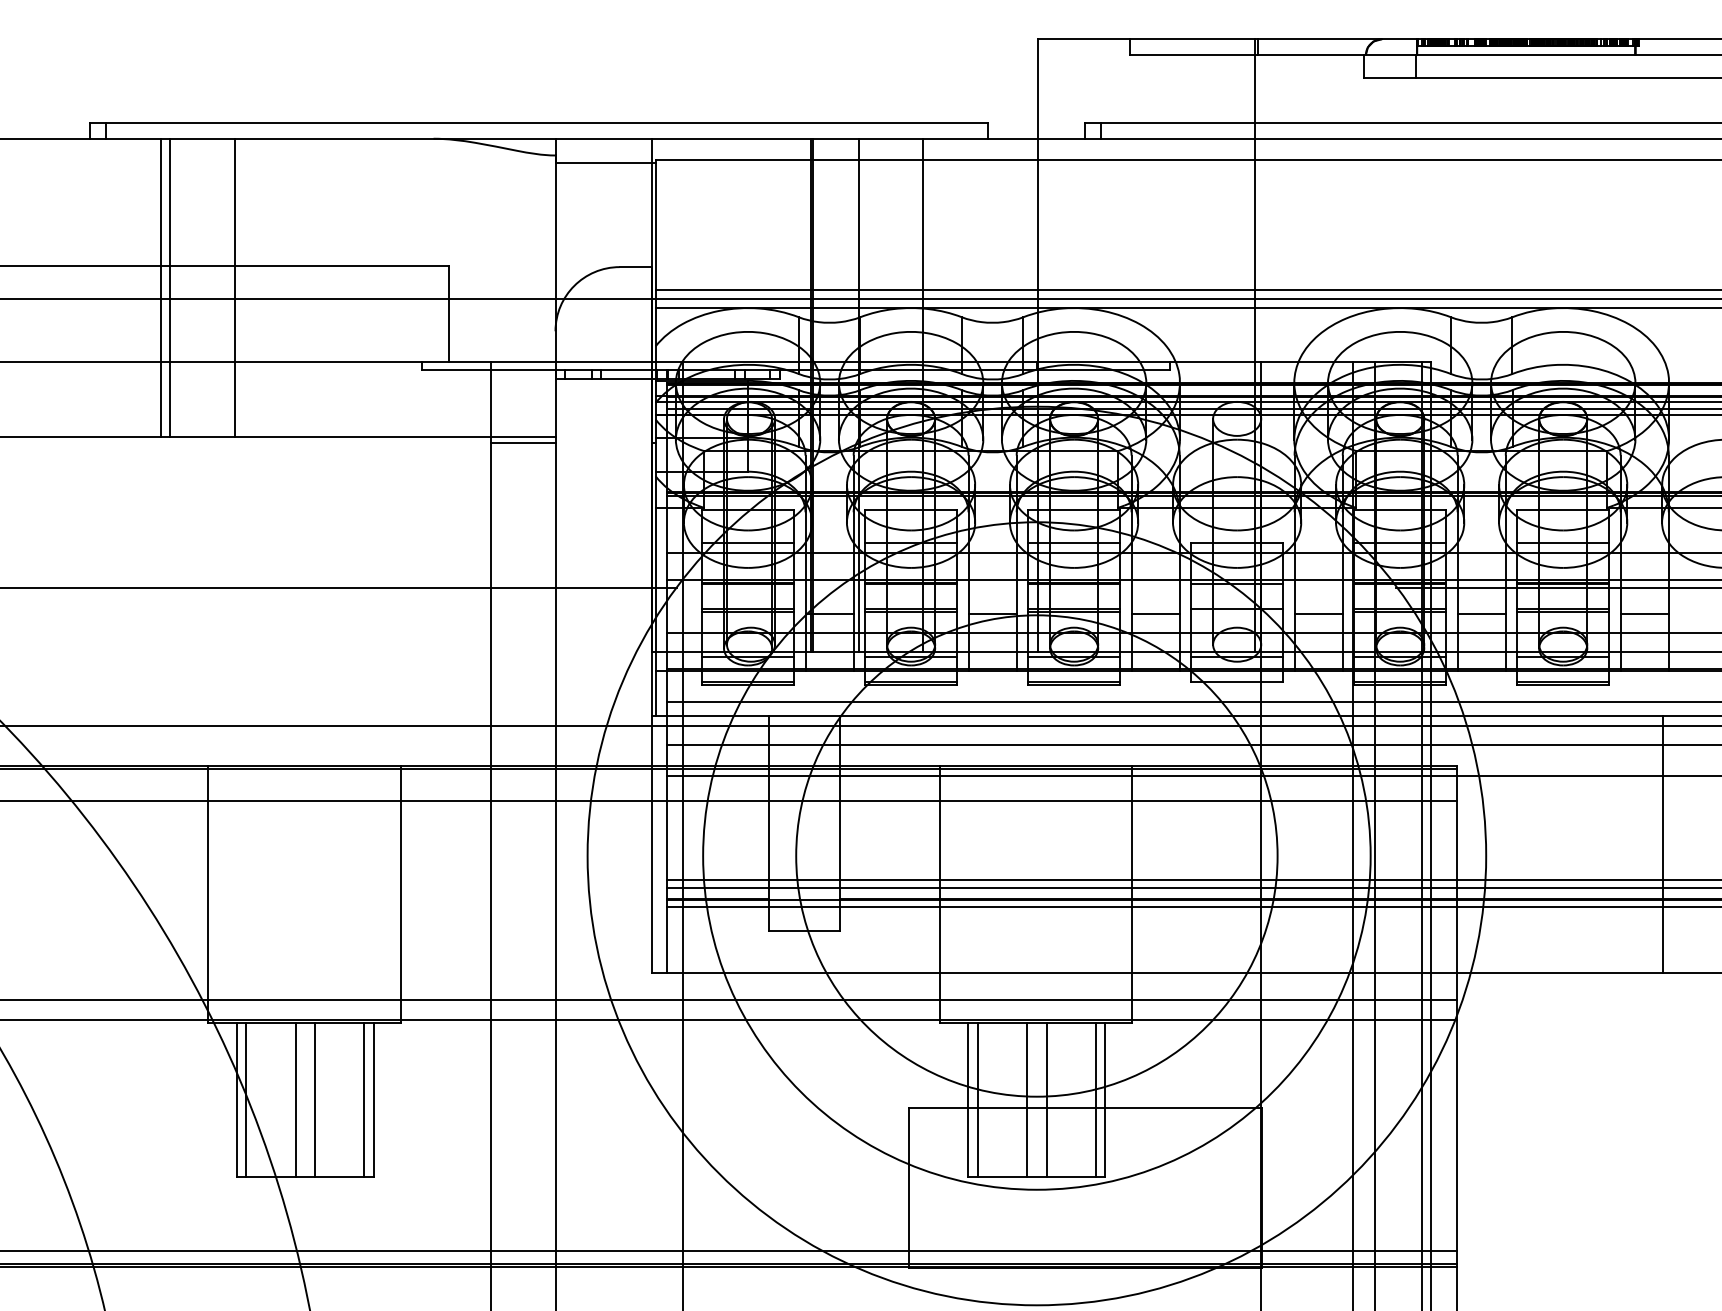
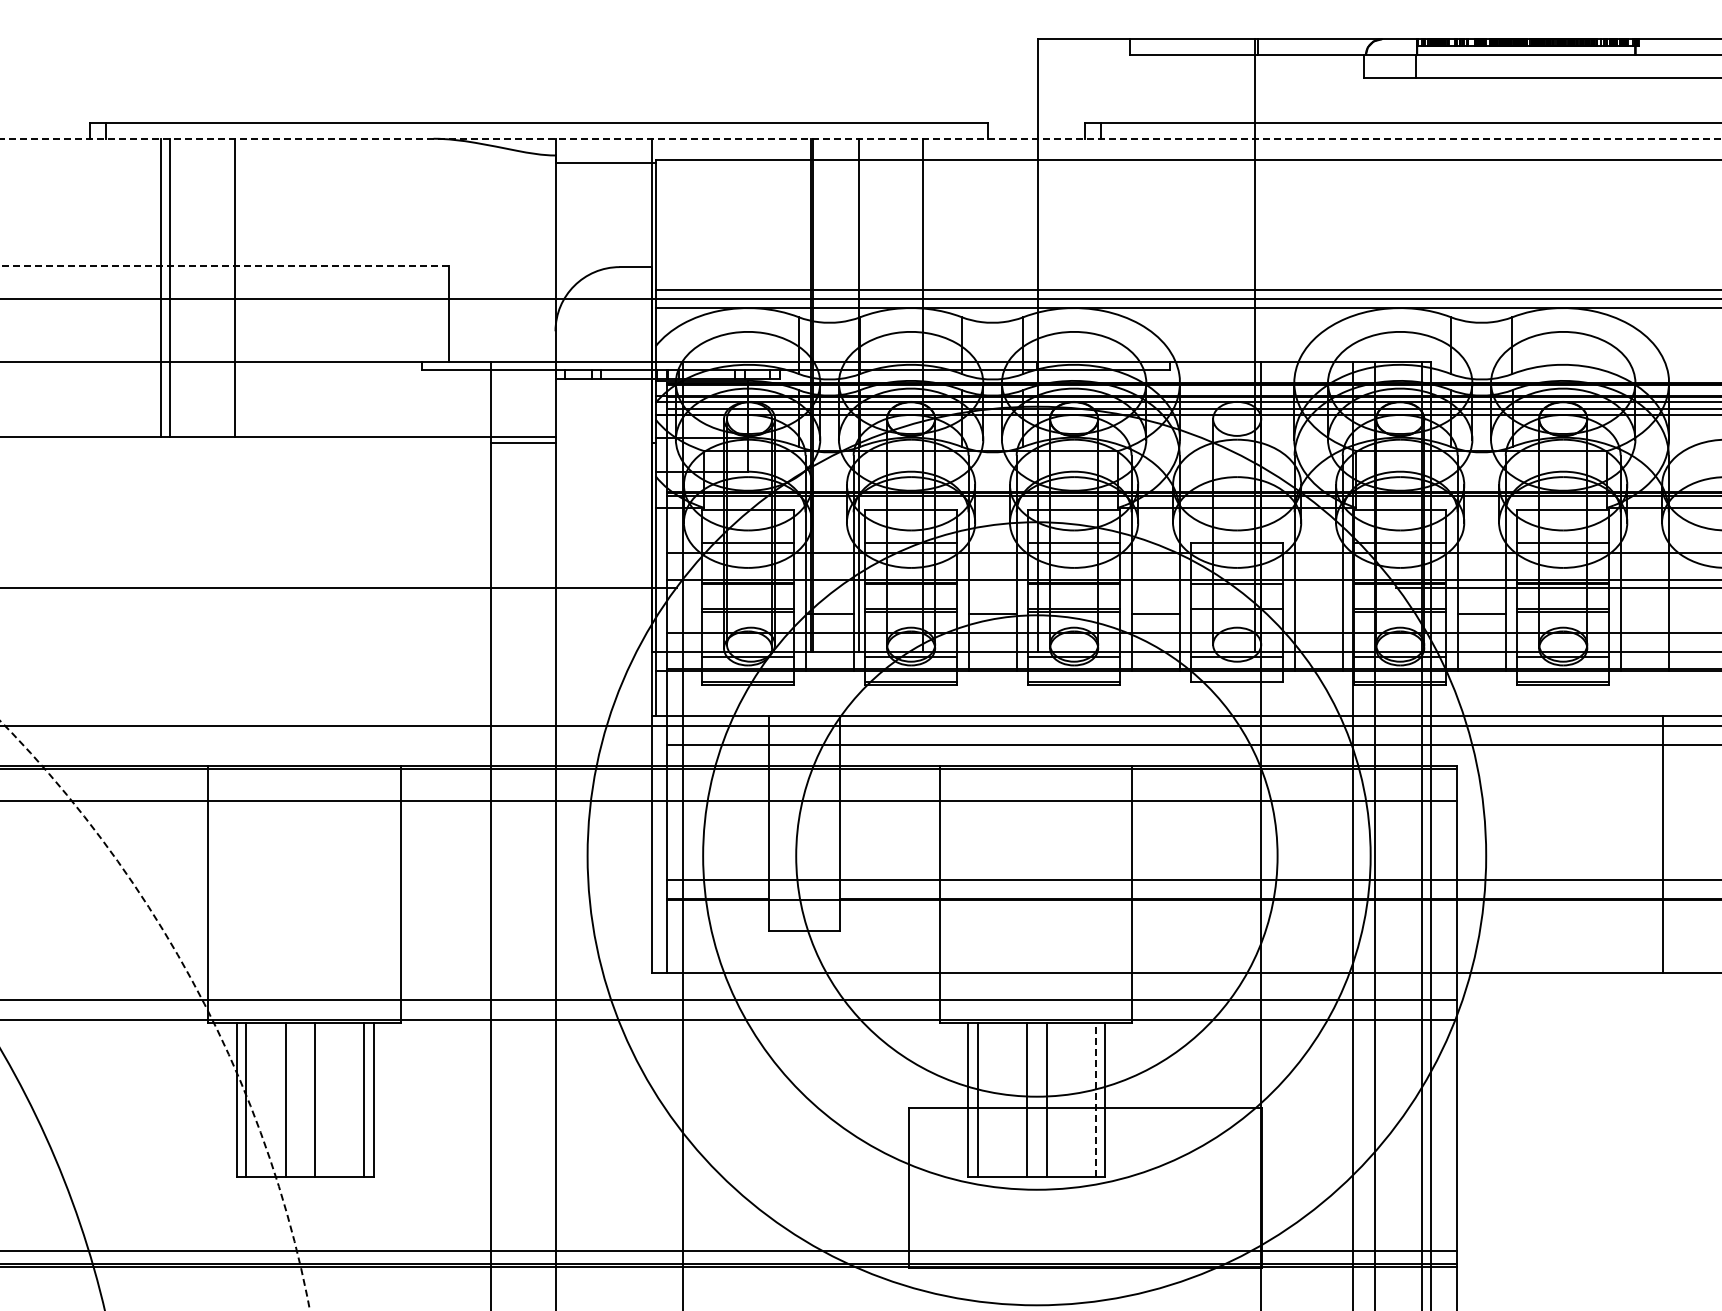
line: solid -> dashed (860, 138)
line: solid -> dashed (224, 265)
line: present -> none (1318, 614)
line: present -> none (1644, 614)
line: present -> none (1192, 702)
line: present -> none (1192, 776)
line: present -> none (1192, 887)
line: present -> none (1192, 907)
circle: solid -> dashed (155, 1015)
line position: (295, 1099) -> (285, 1099) (285, 1099)
line: solid -> dashed (1095, 1099)
